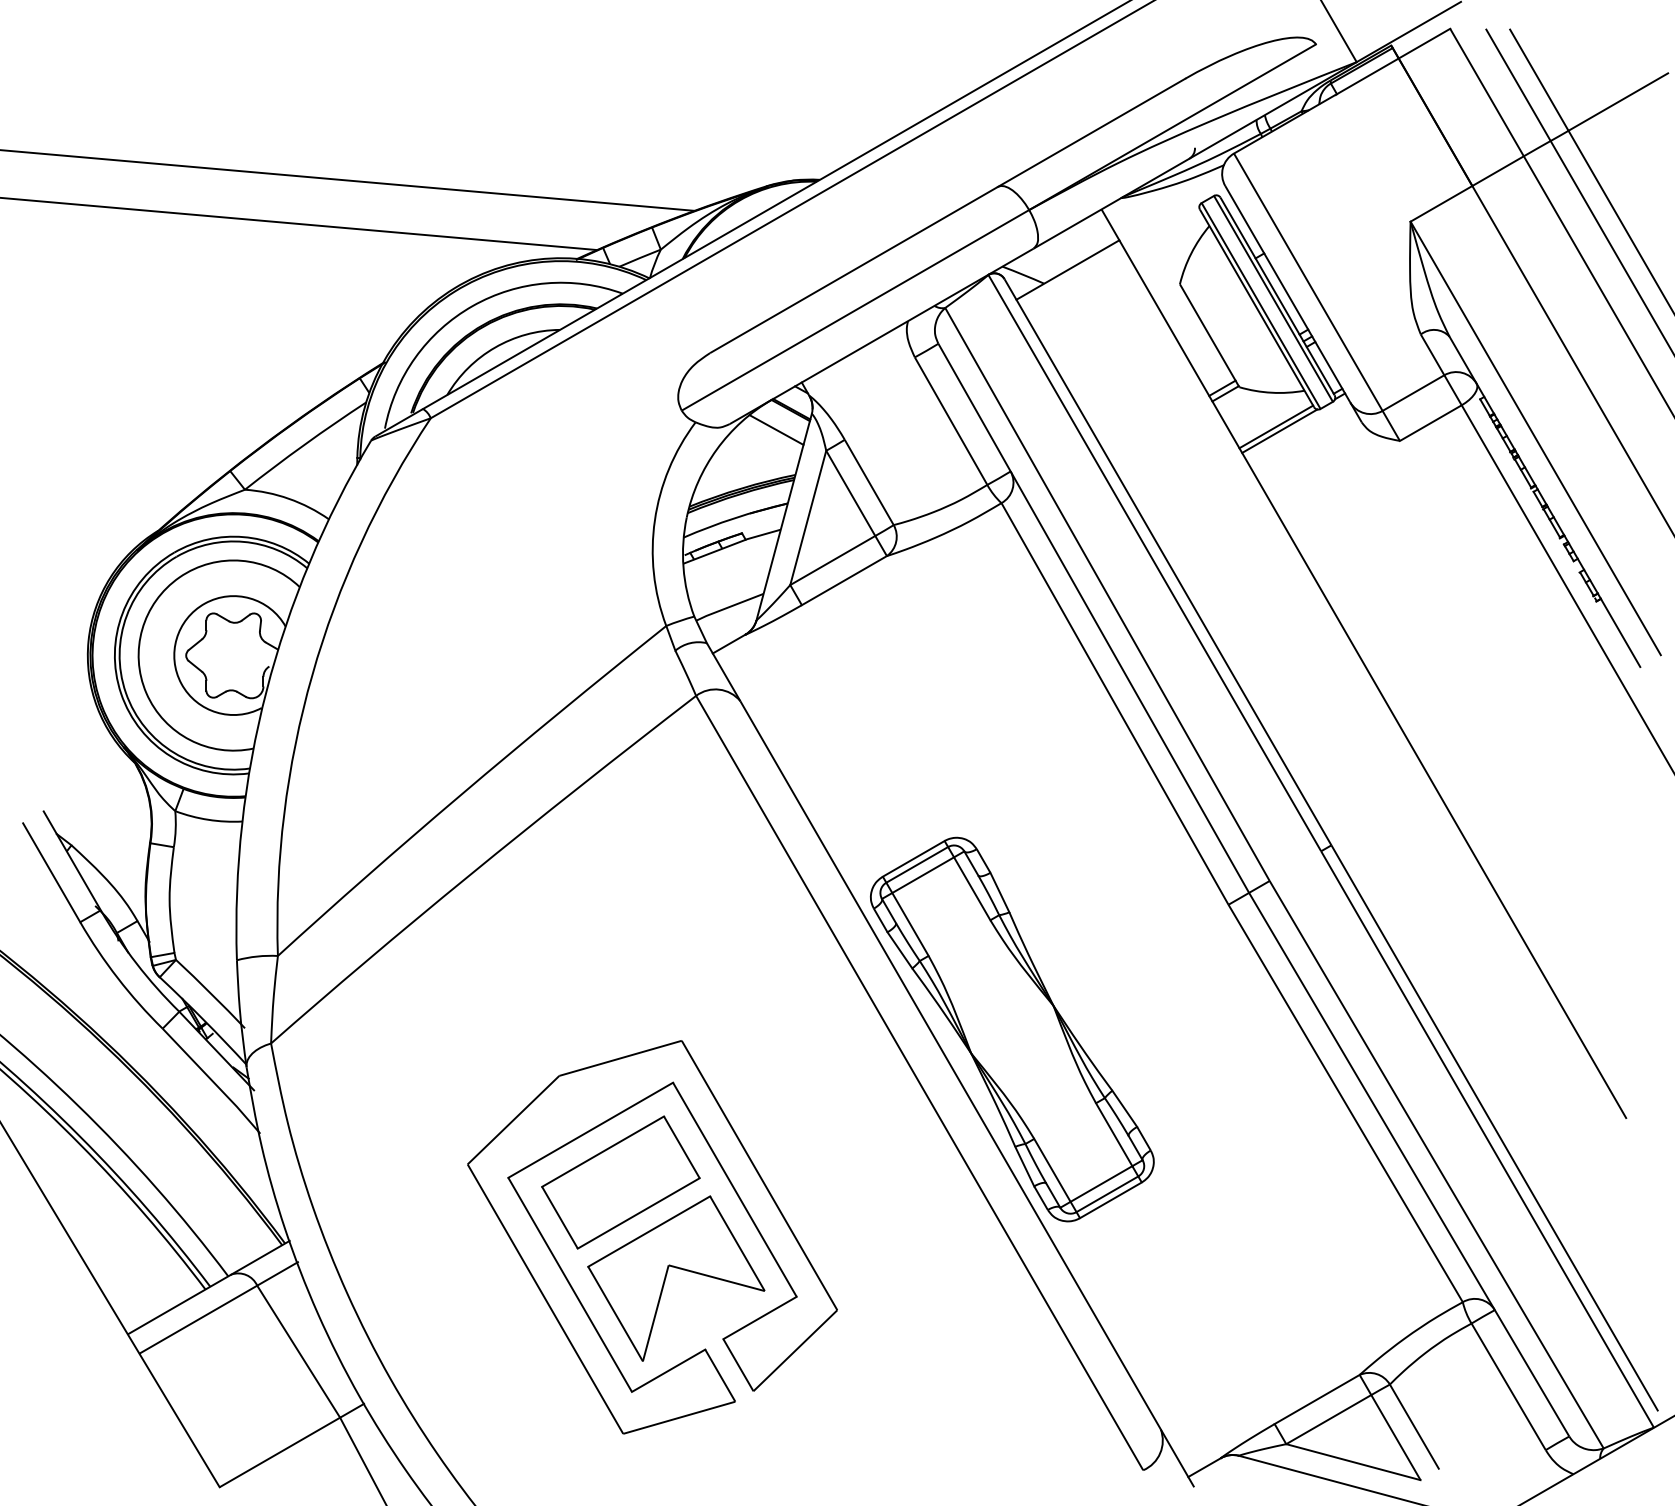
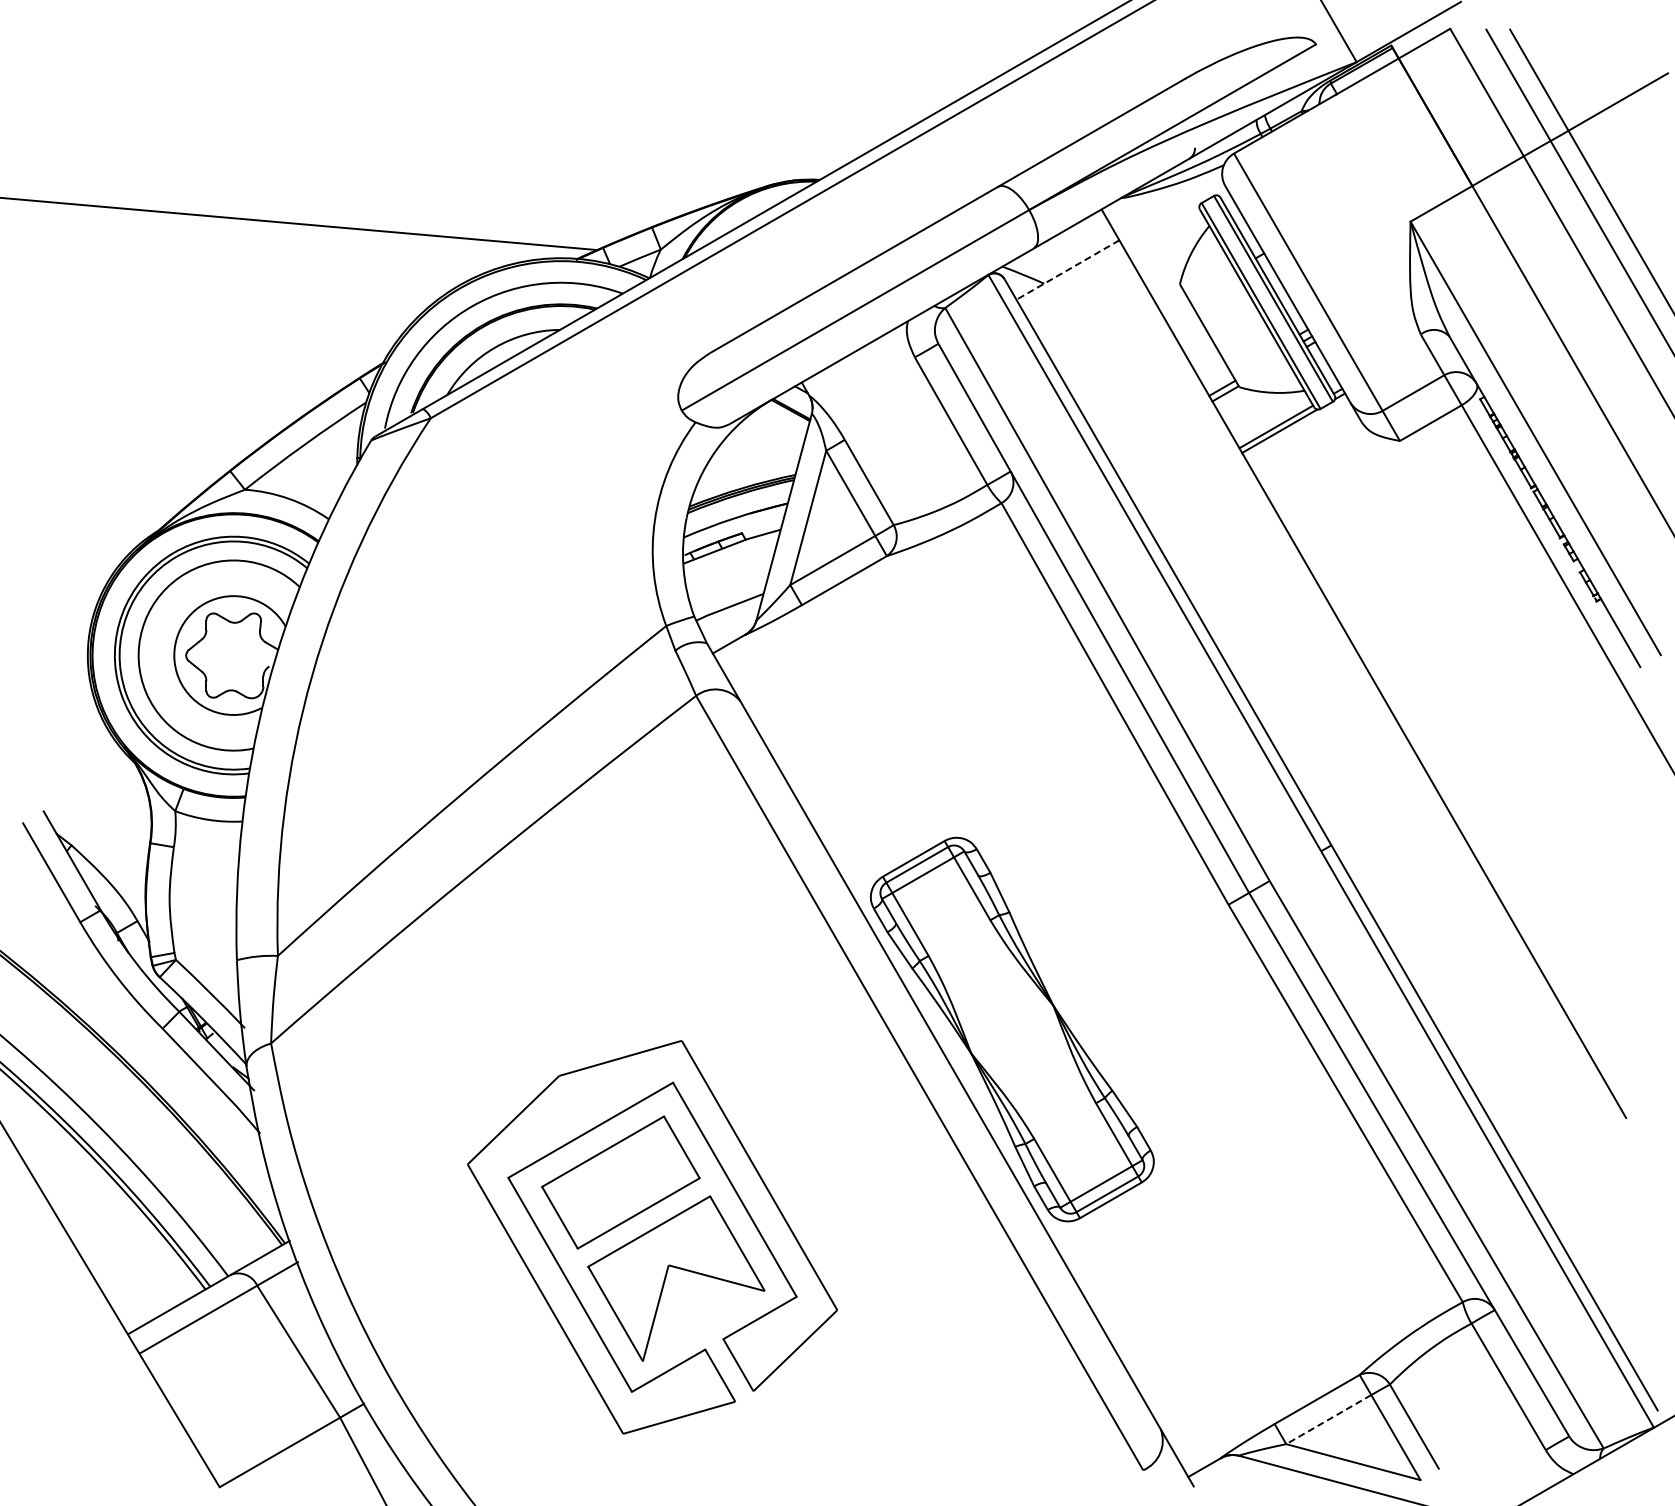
line: present -> none (348, 180)
line: solid -> dashed (1067, 270)
line: present -> none (776, 429)
line: solid -> dashed (1328, 1419)
